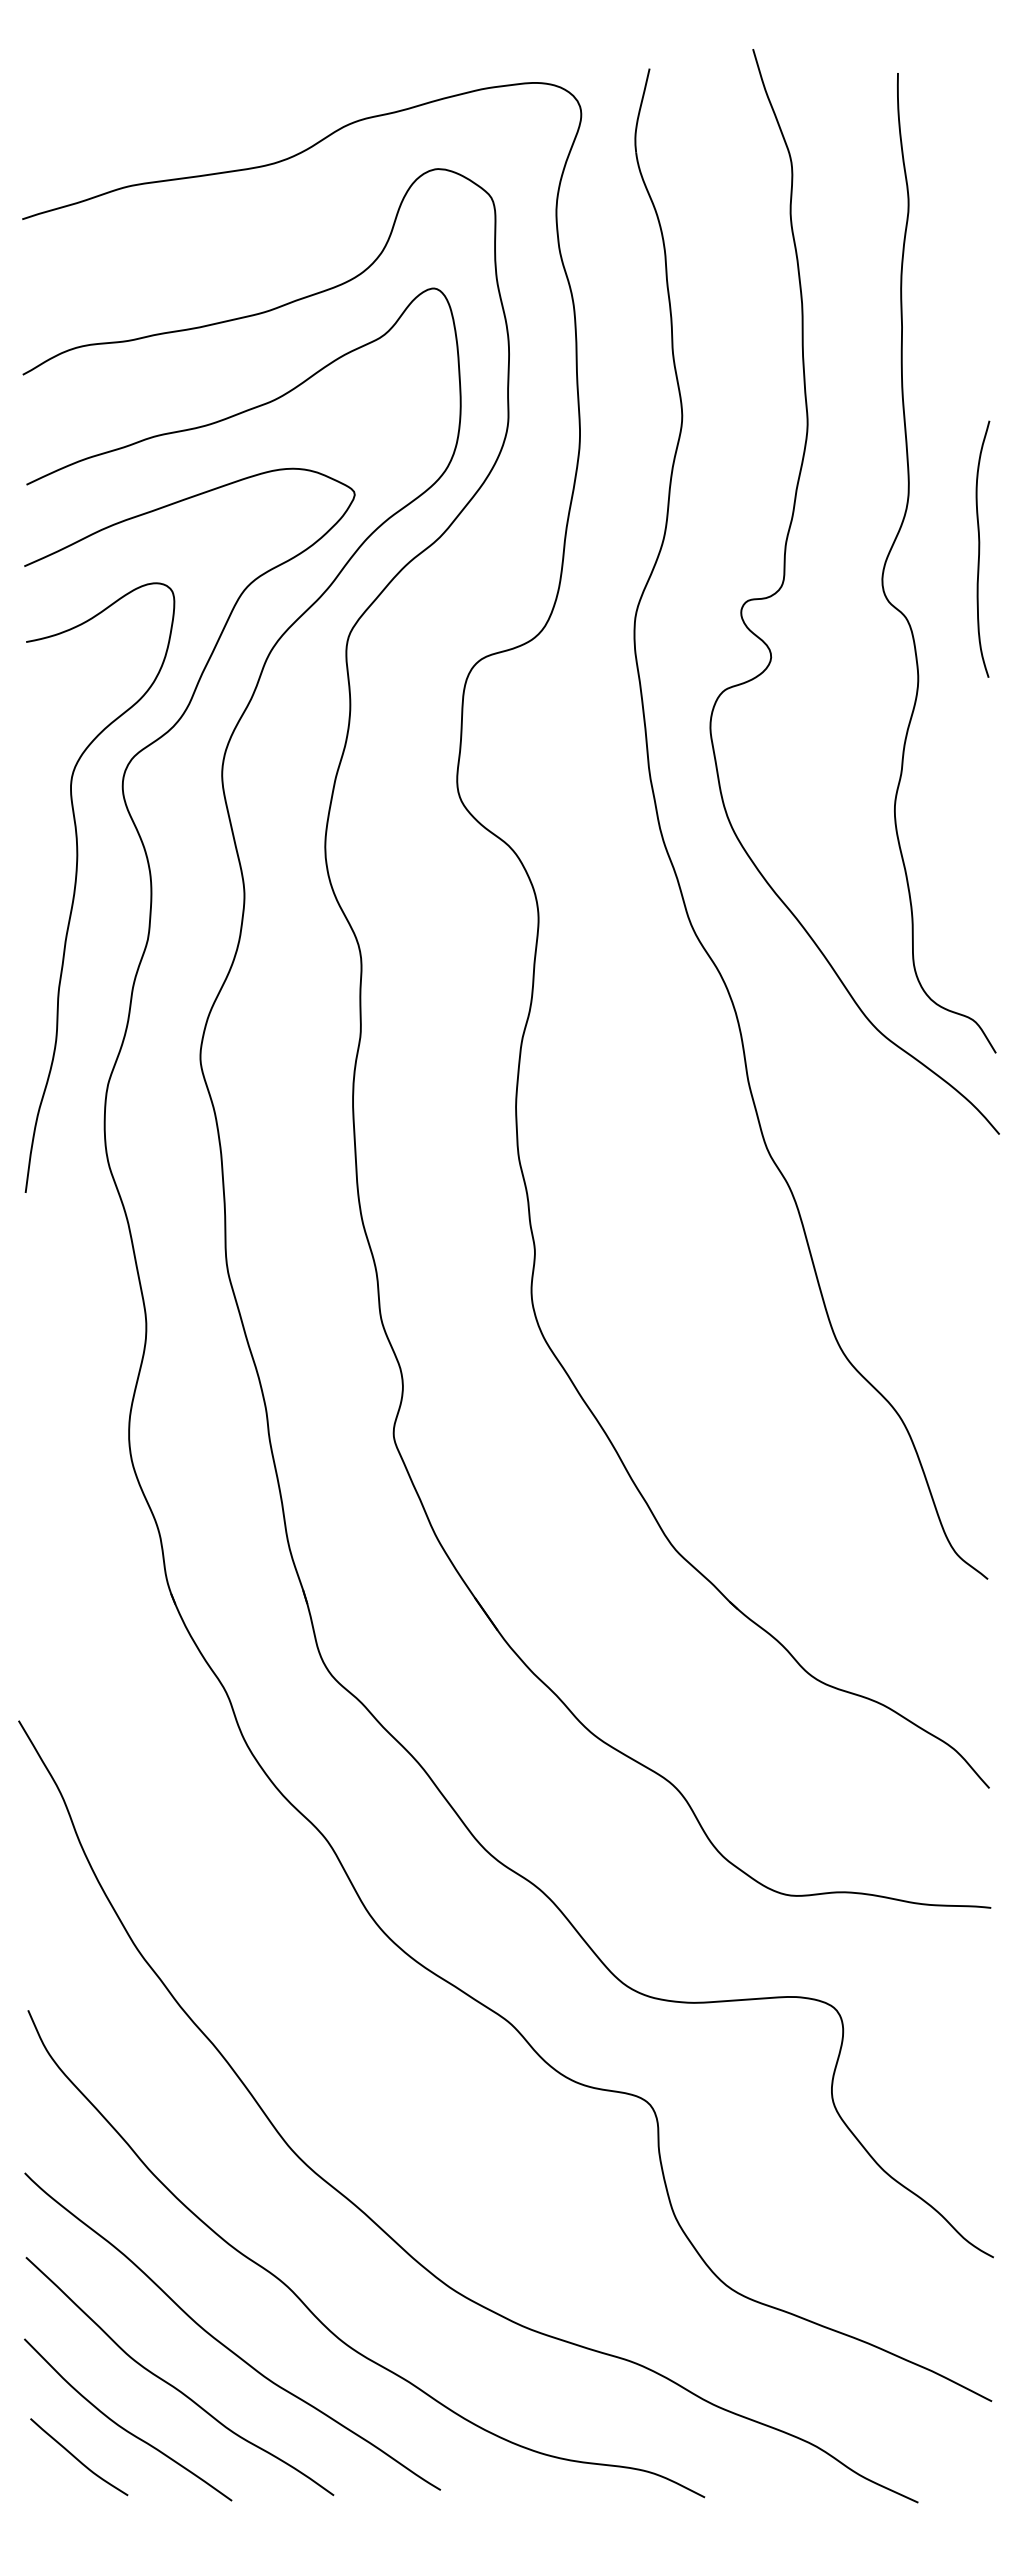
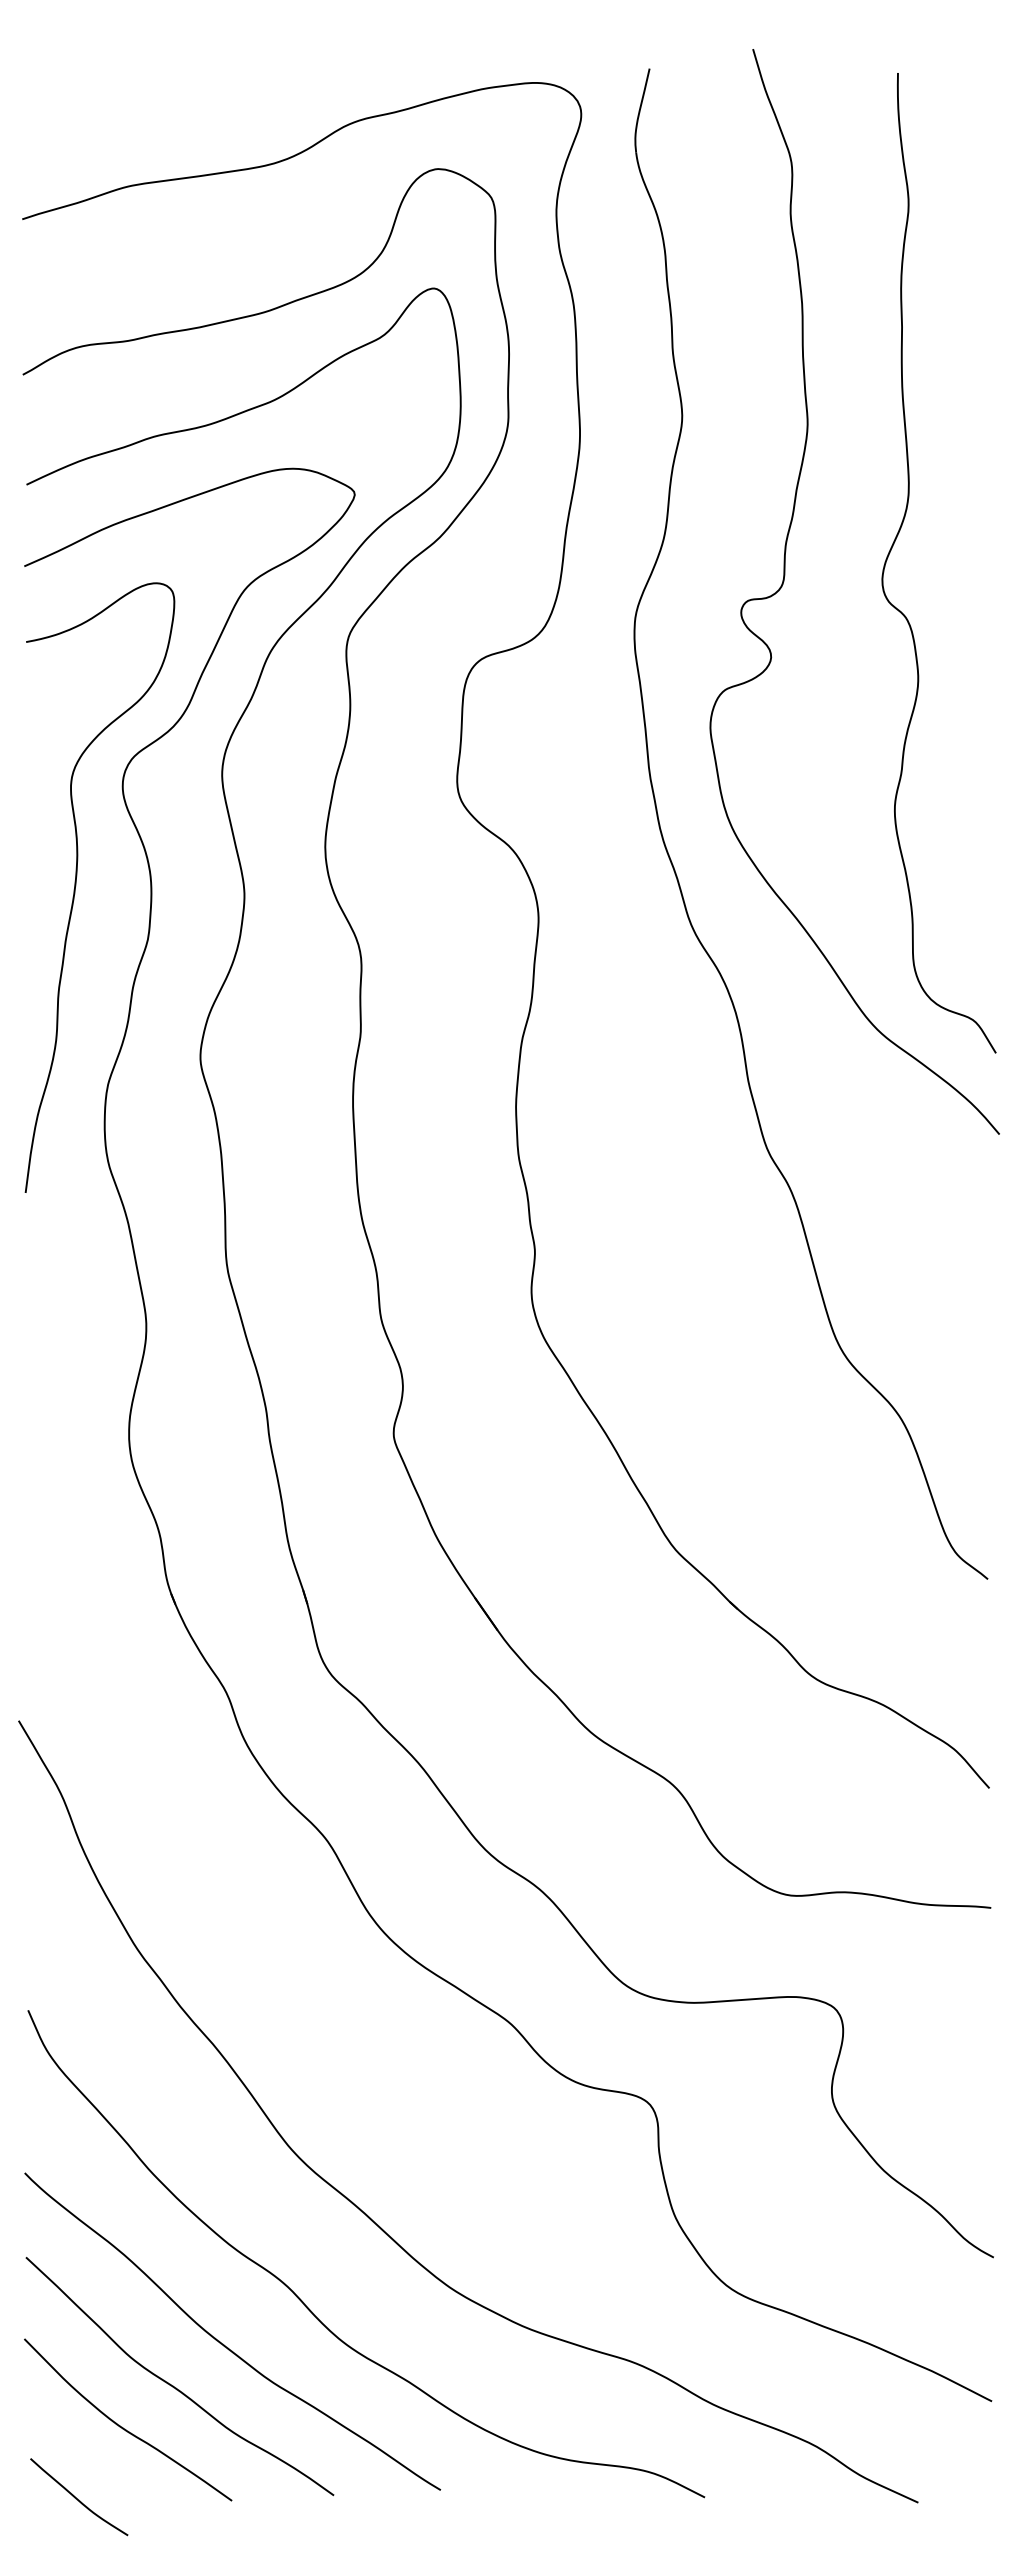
curve: present -> none (980, 548)
curve position: (77, 2458) -> (77, 2498) (77, 2498)
